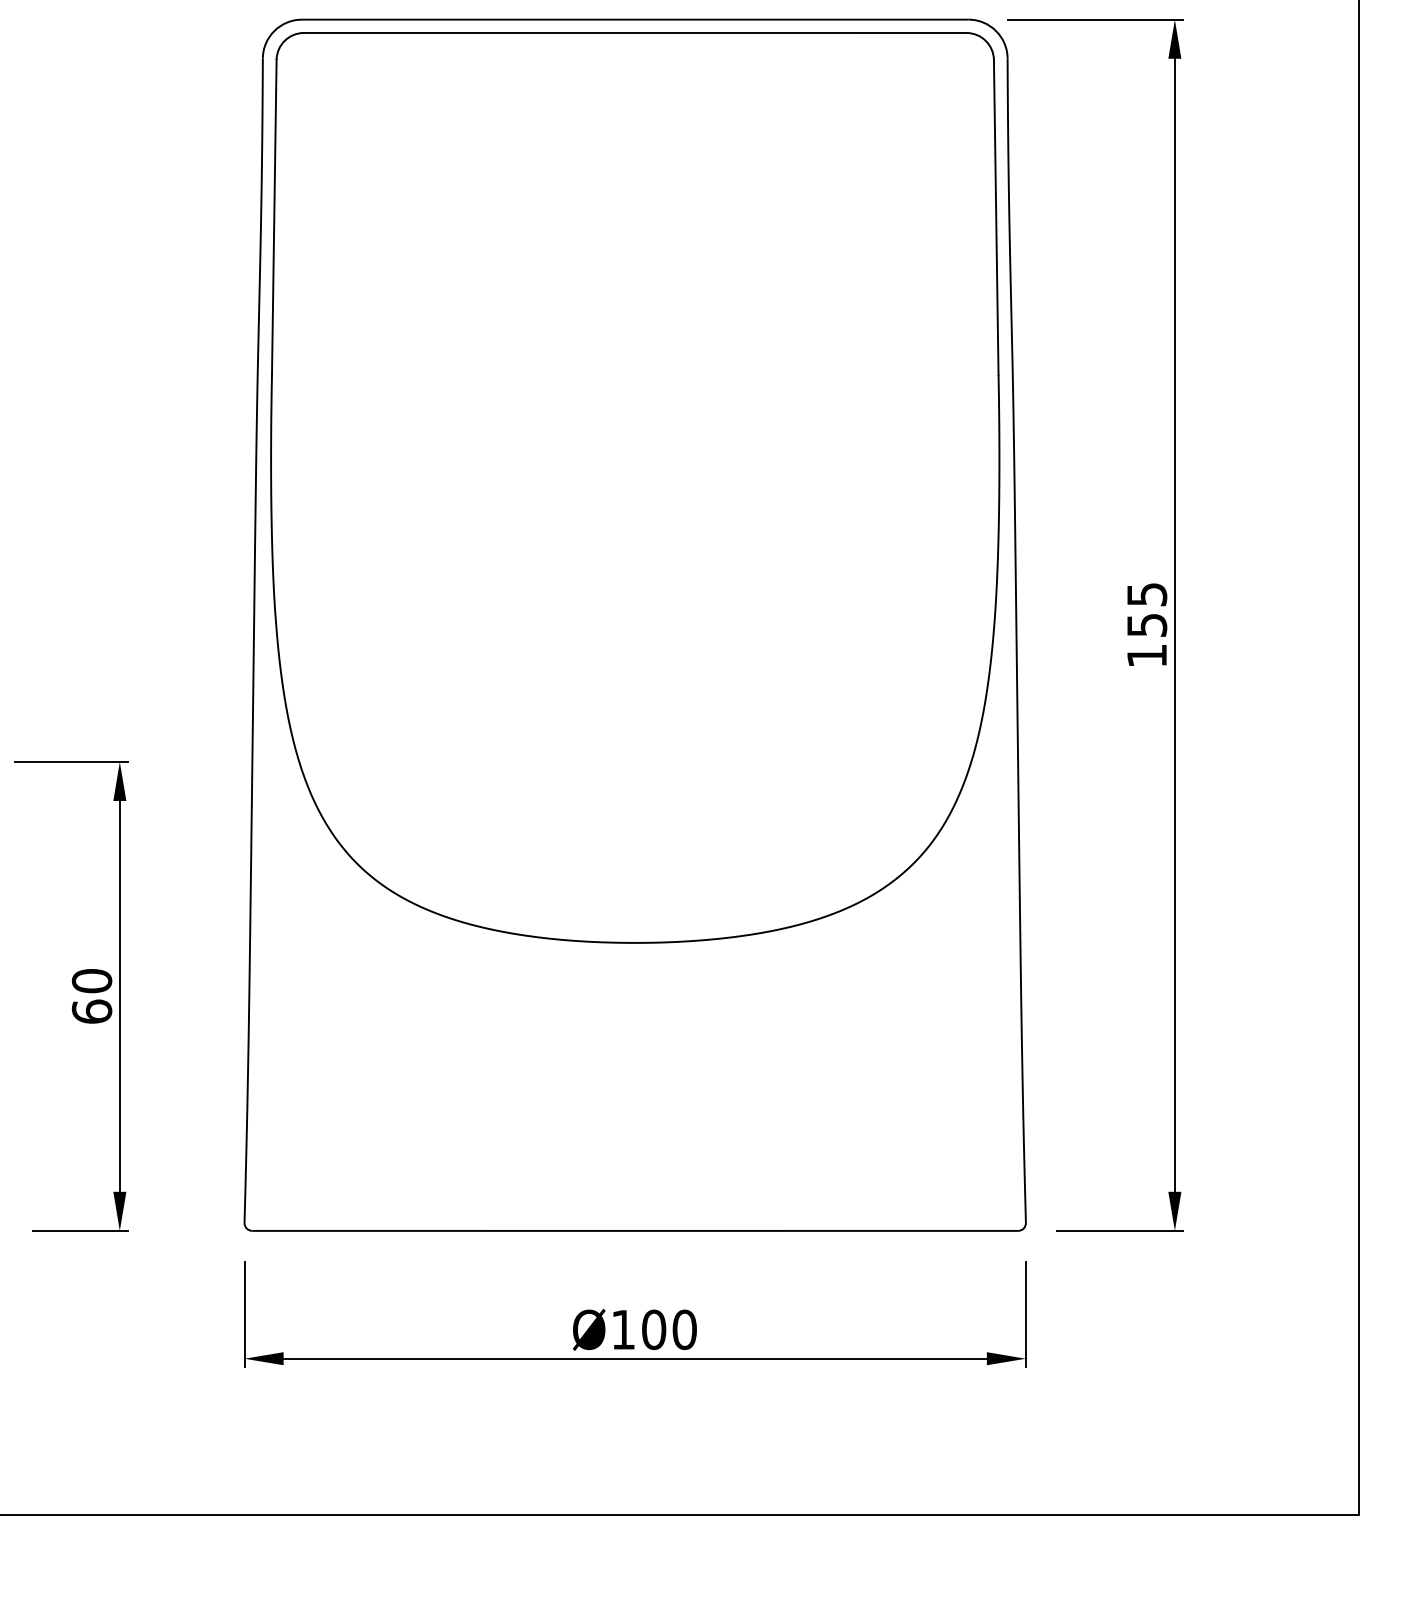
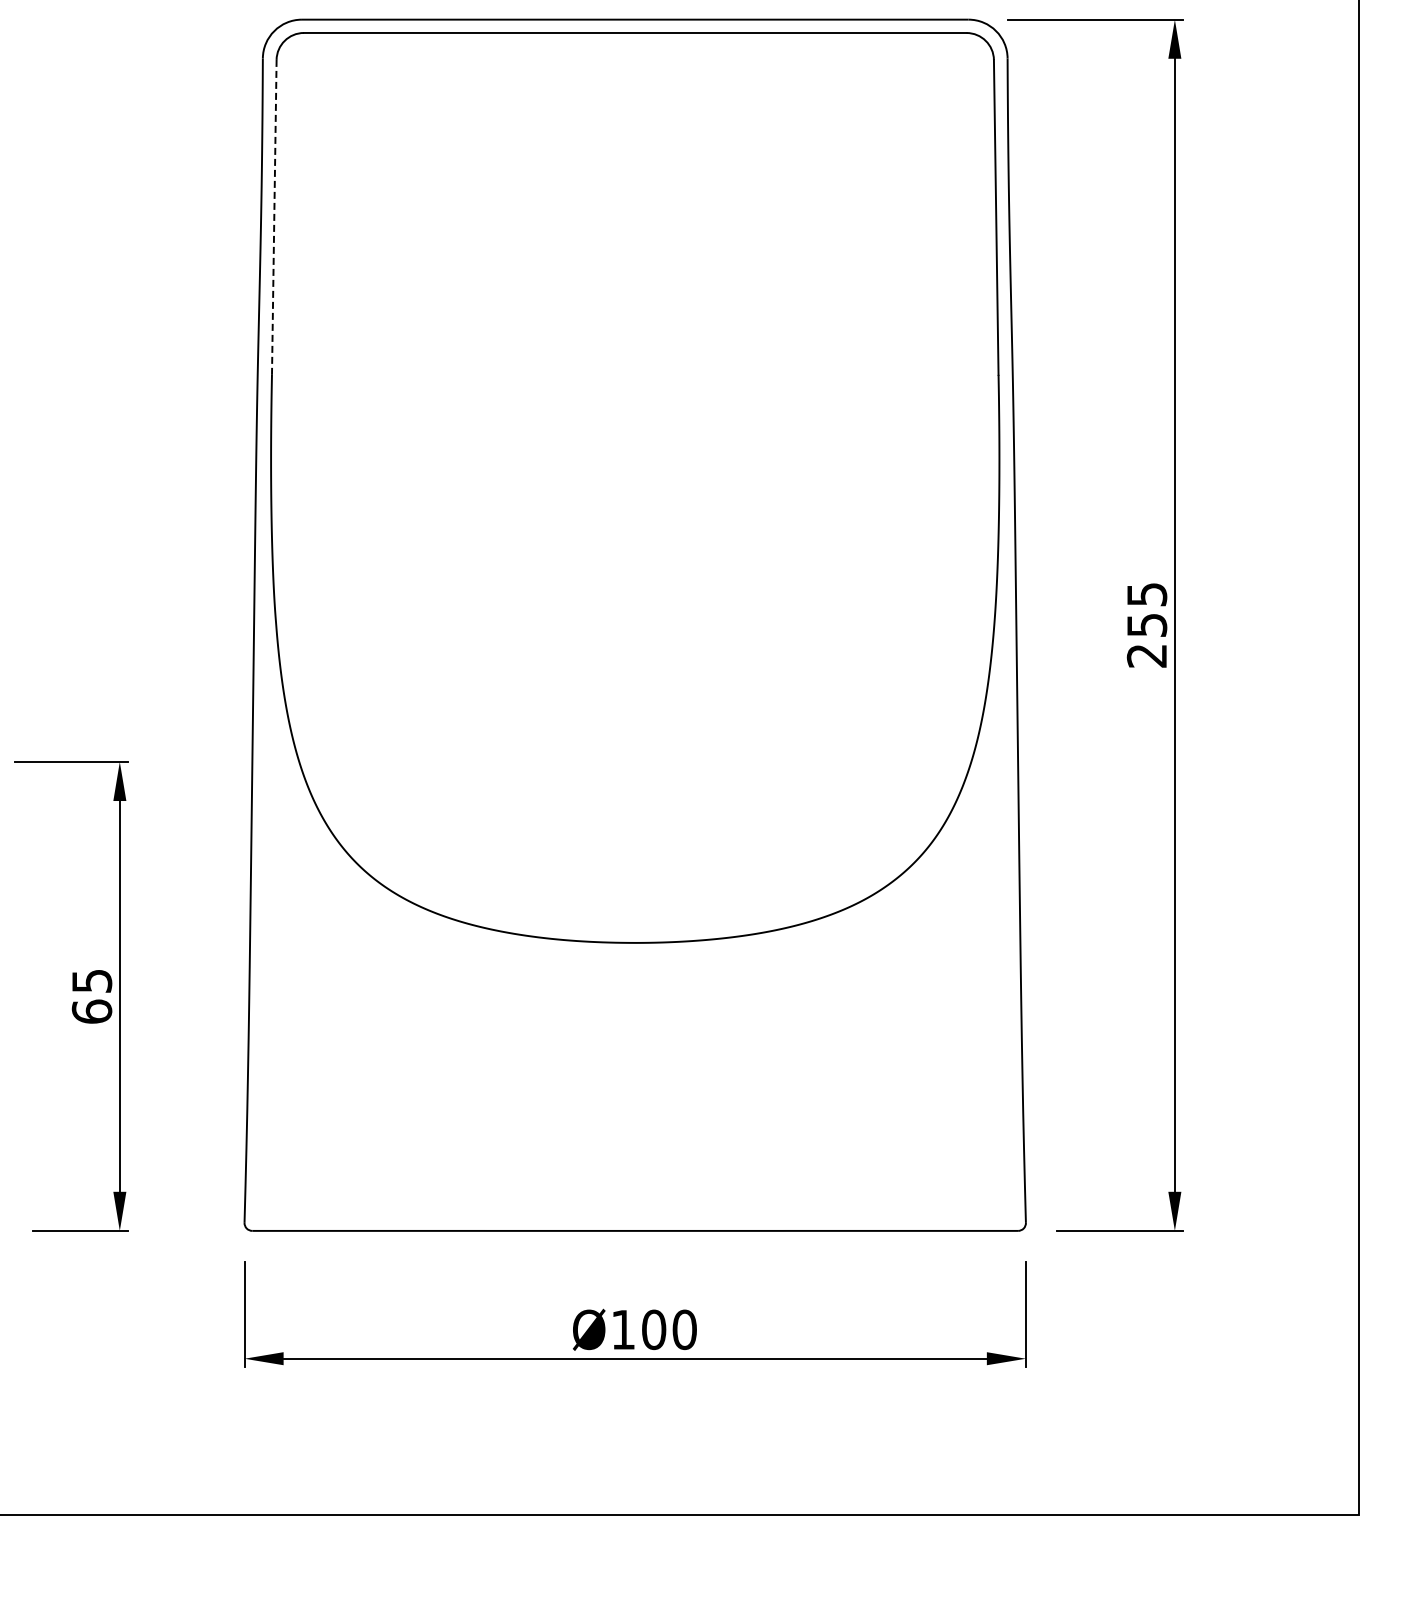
line: solid -> dashed (274, 216)
text: 155 -> 255 (1146, 656)
text: 60 -> 65 (91, 981)
